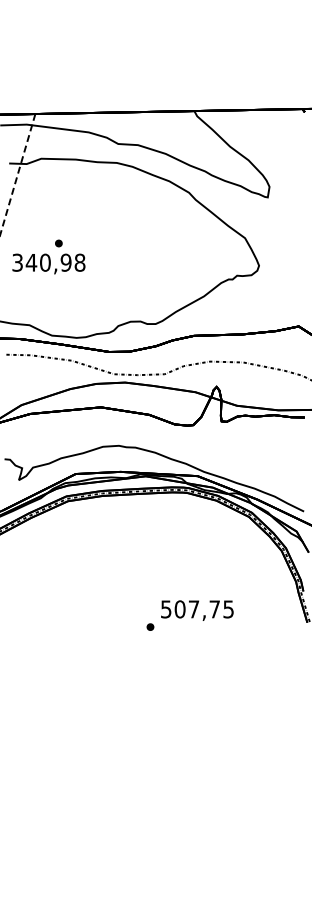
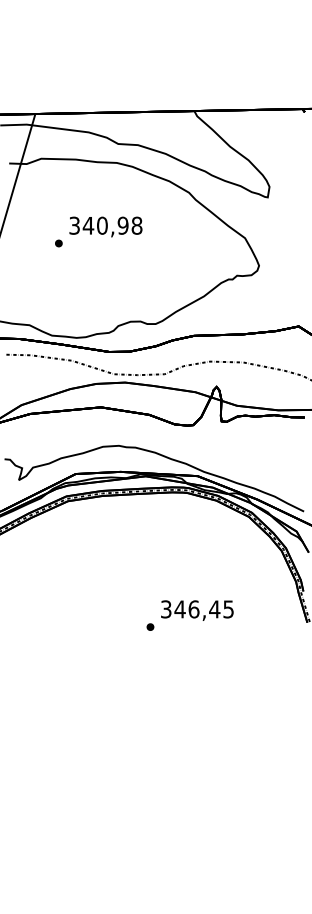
line: dashed -> solid (17, 174)
text position: (48, 263) -> (105, 226) (105, 226)
text: 507,75 -> 346,45 (190, 609)
